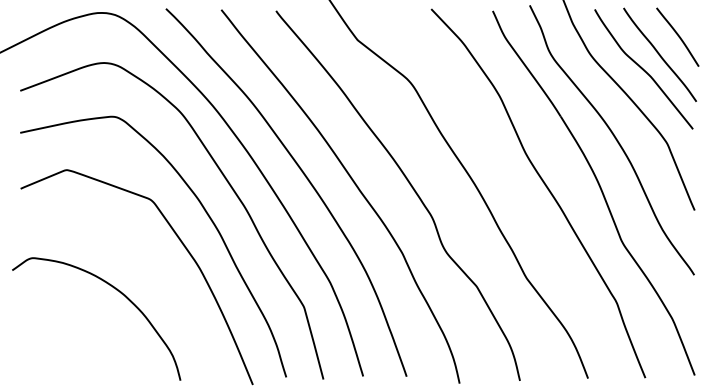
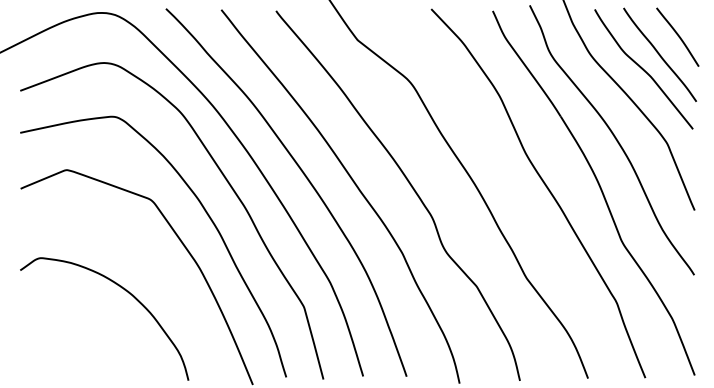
curve position: (116, 290) -> (124, 290) (124, 290)
